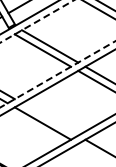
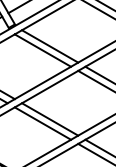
line: dashed -> solid (37, 21)
line: dashed -> solid (57, 74)
line: none -> present (50, 119)
line: none -> present (95, 153)
